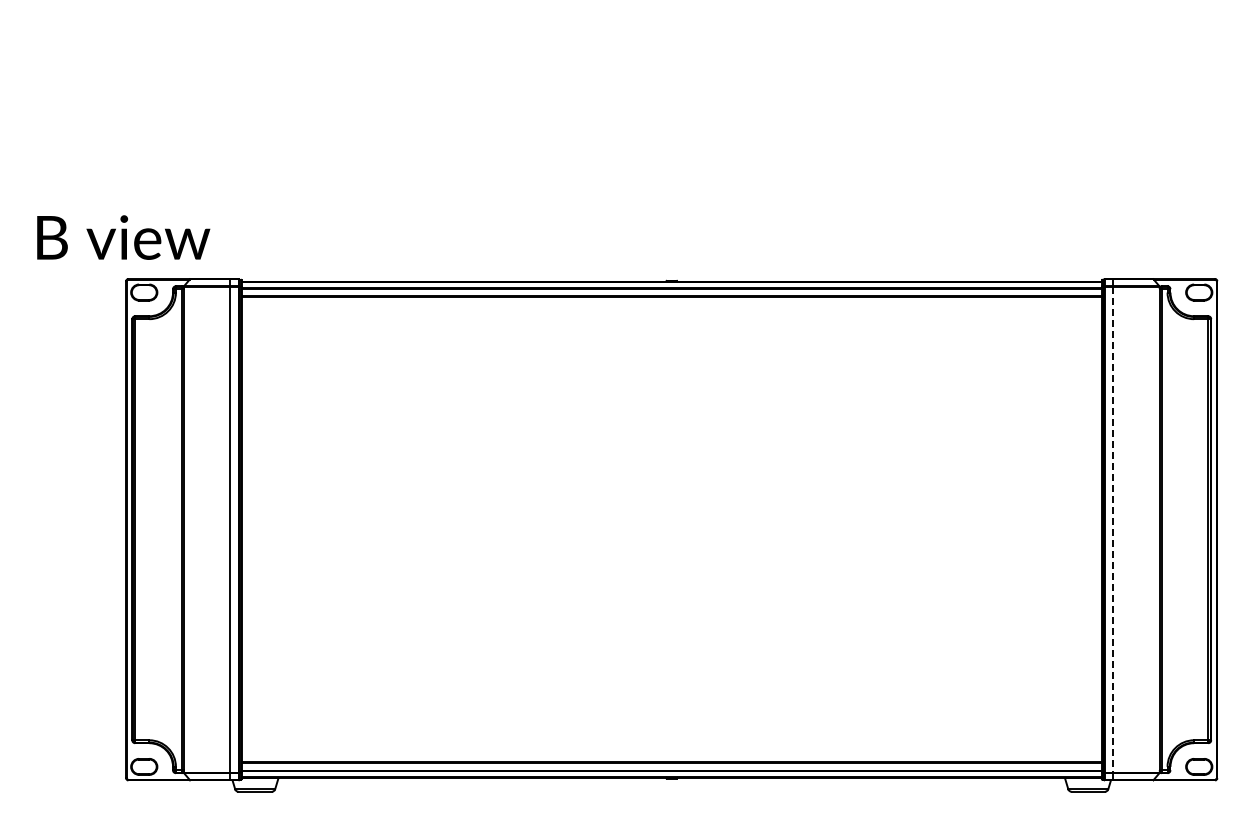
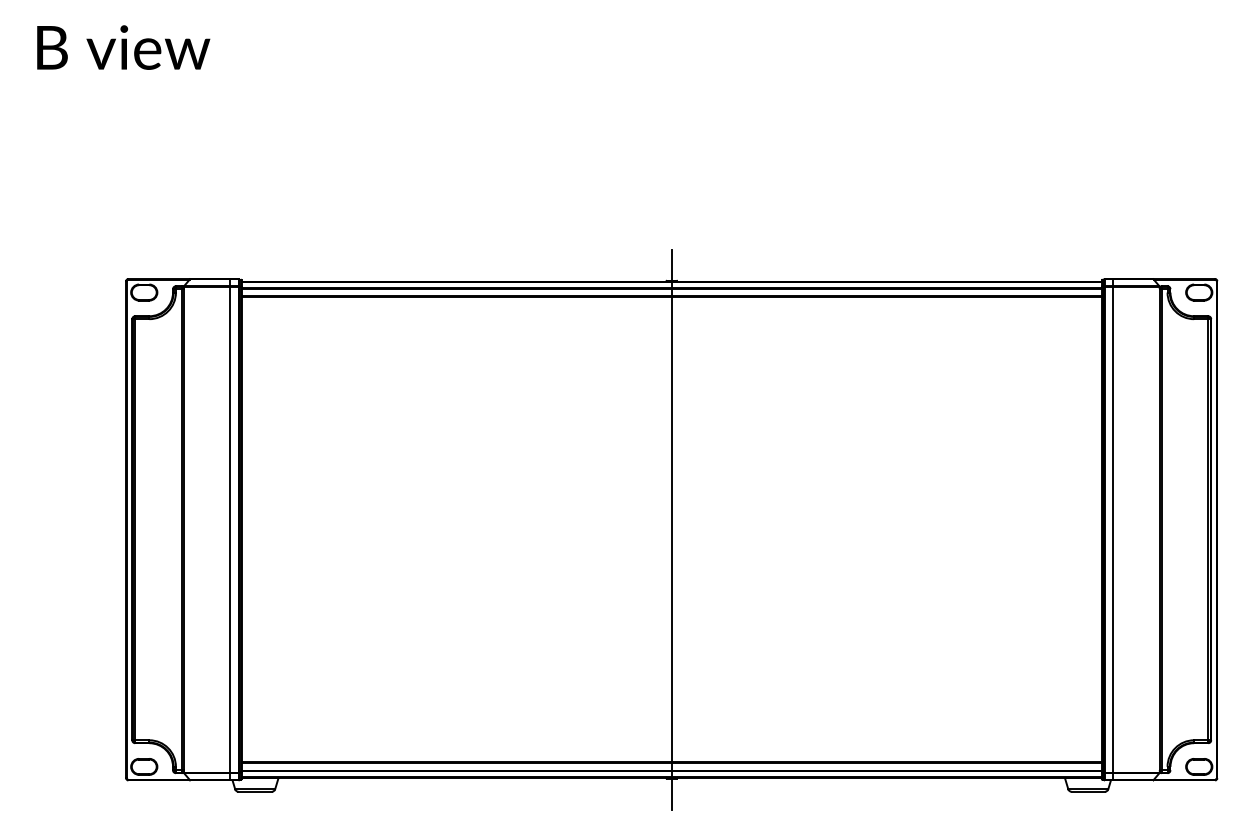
text position: (123, 237) -> (123, 47) (123, 47)
line: none -> present (671, 529)
line: dashed -> solid (1113, 530)
